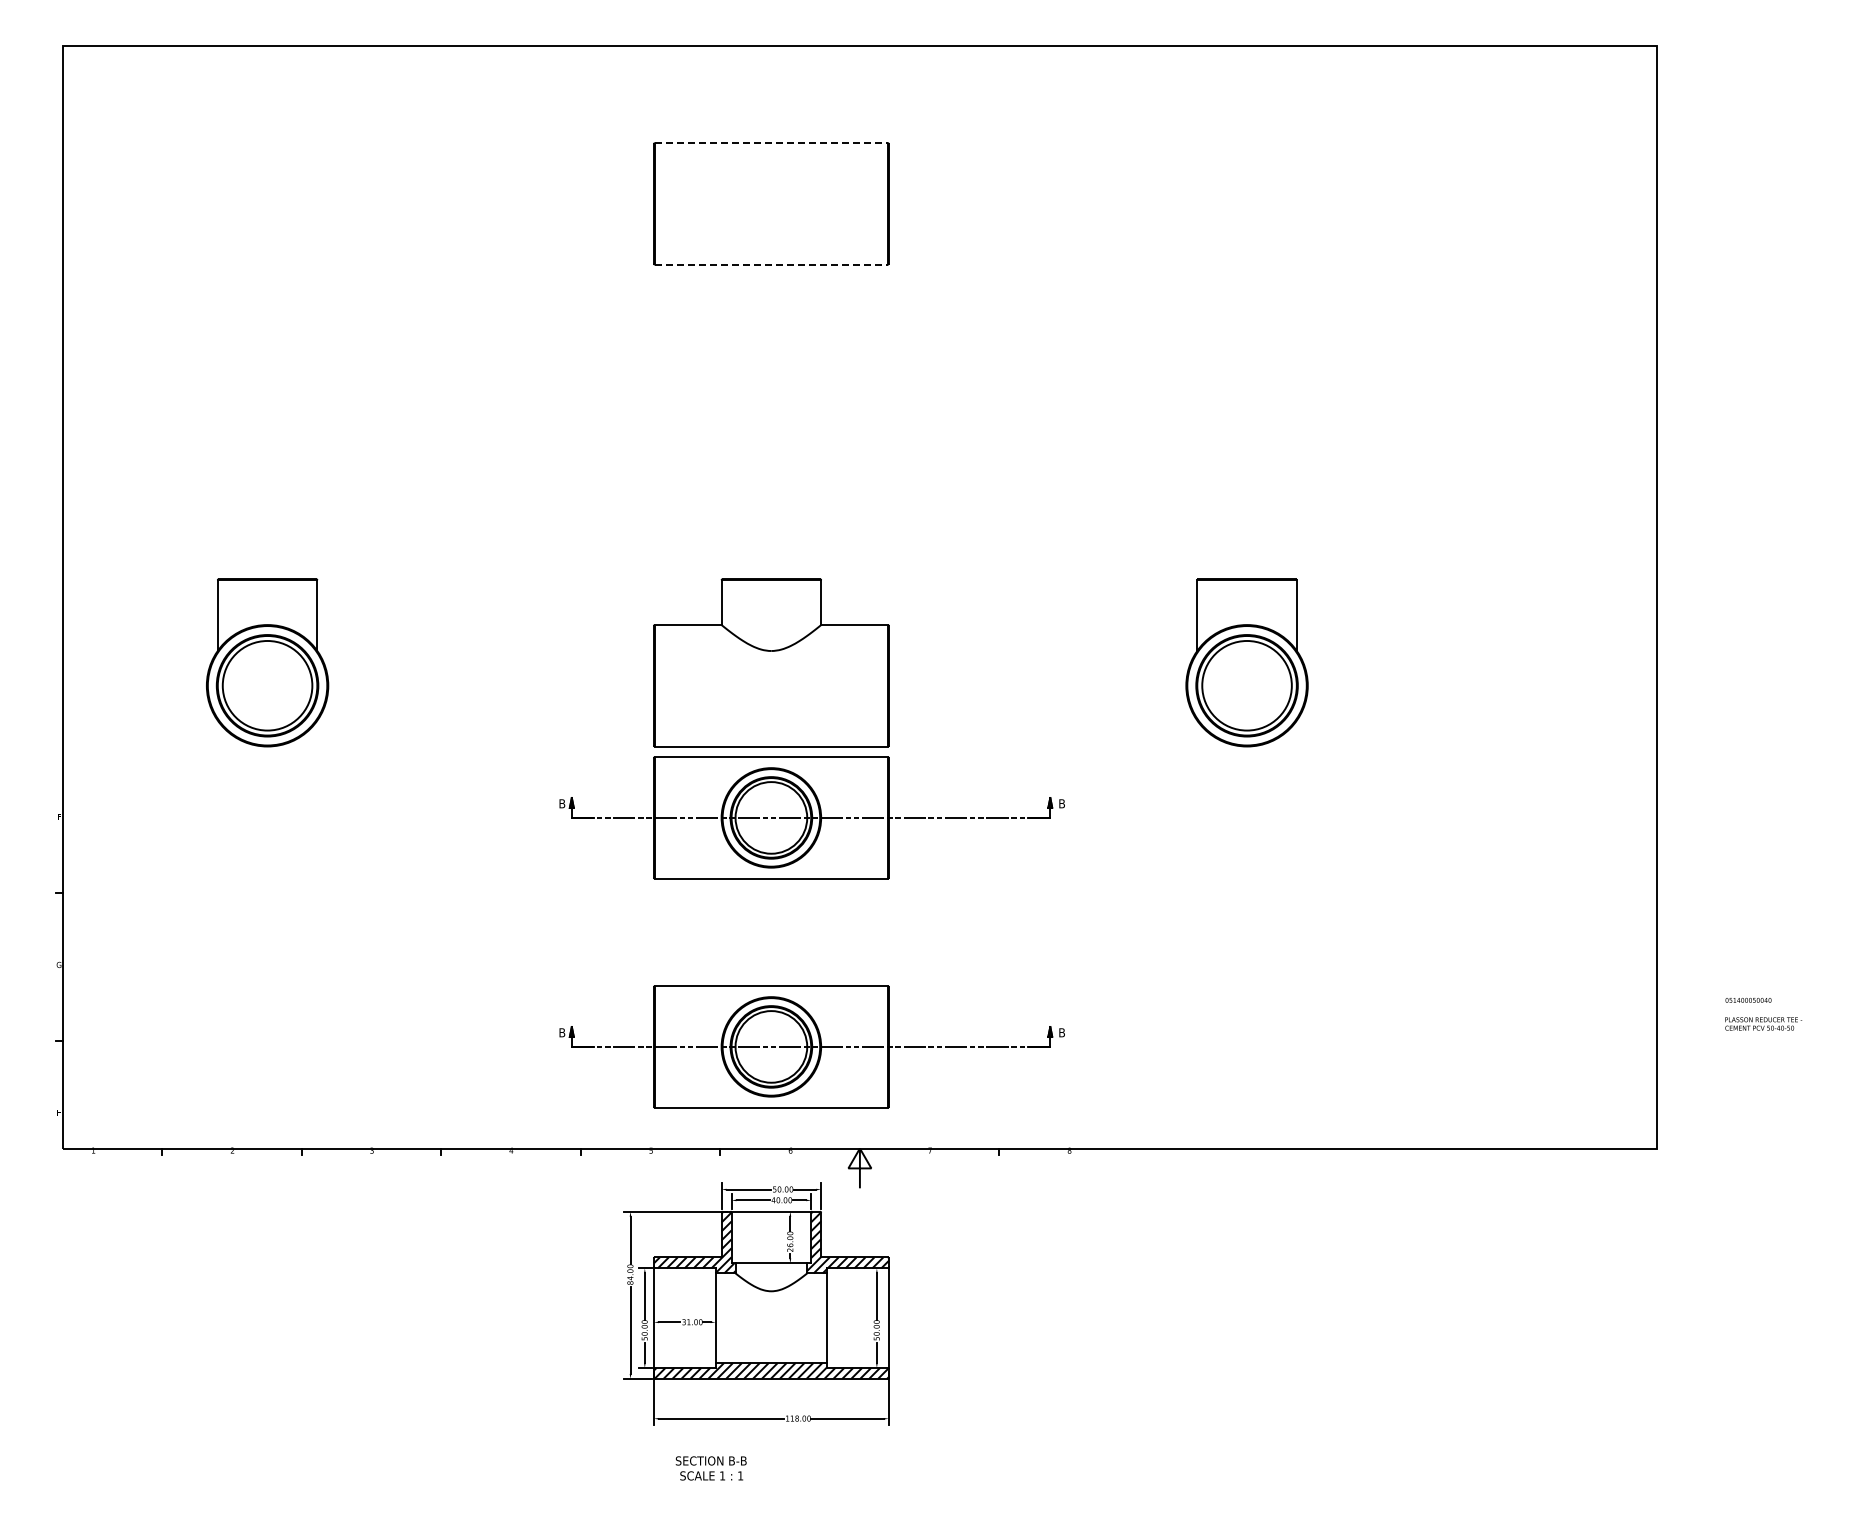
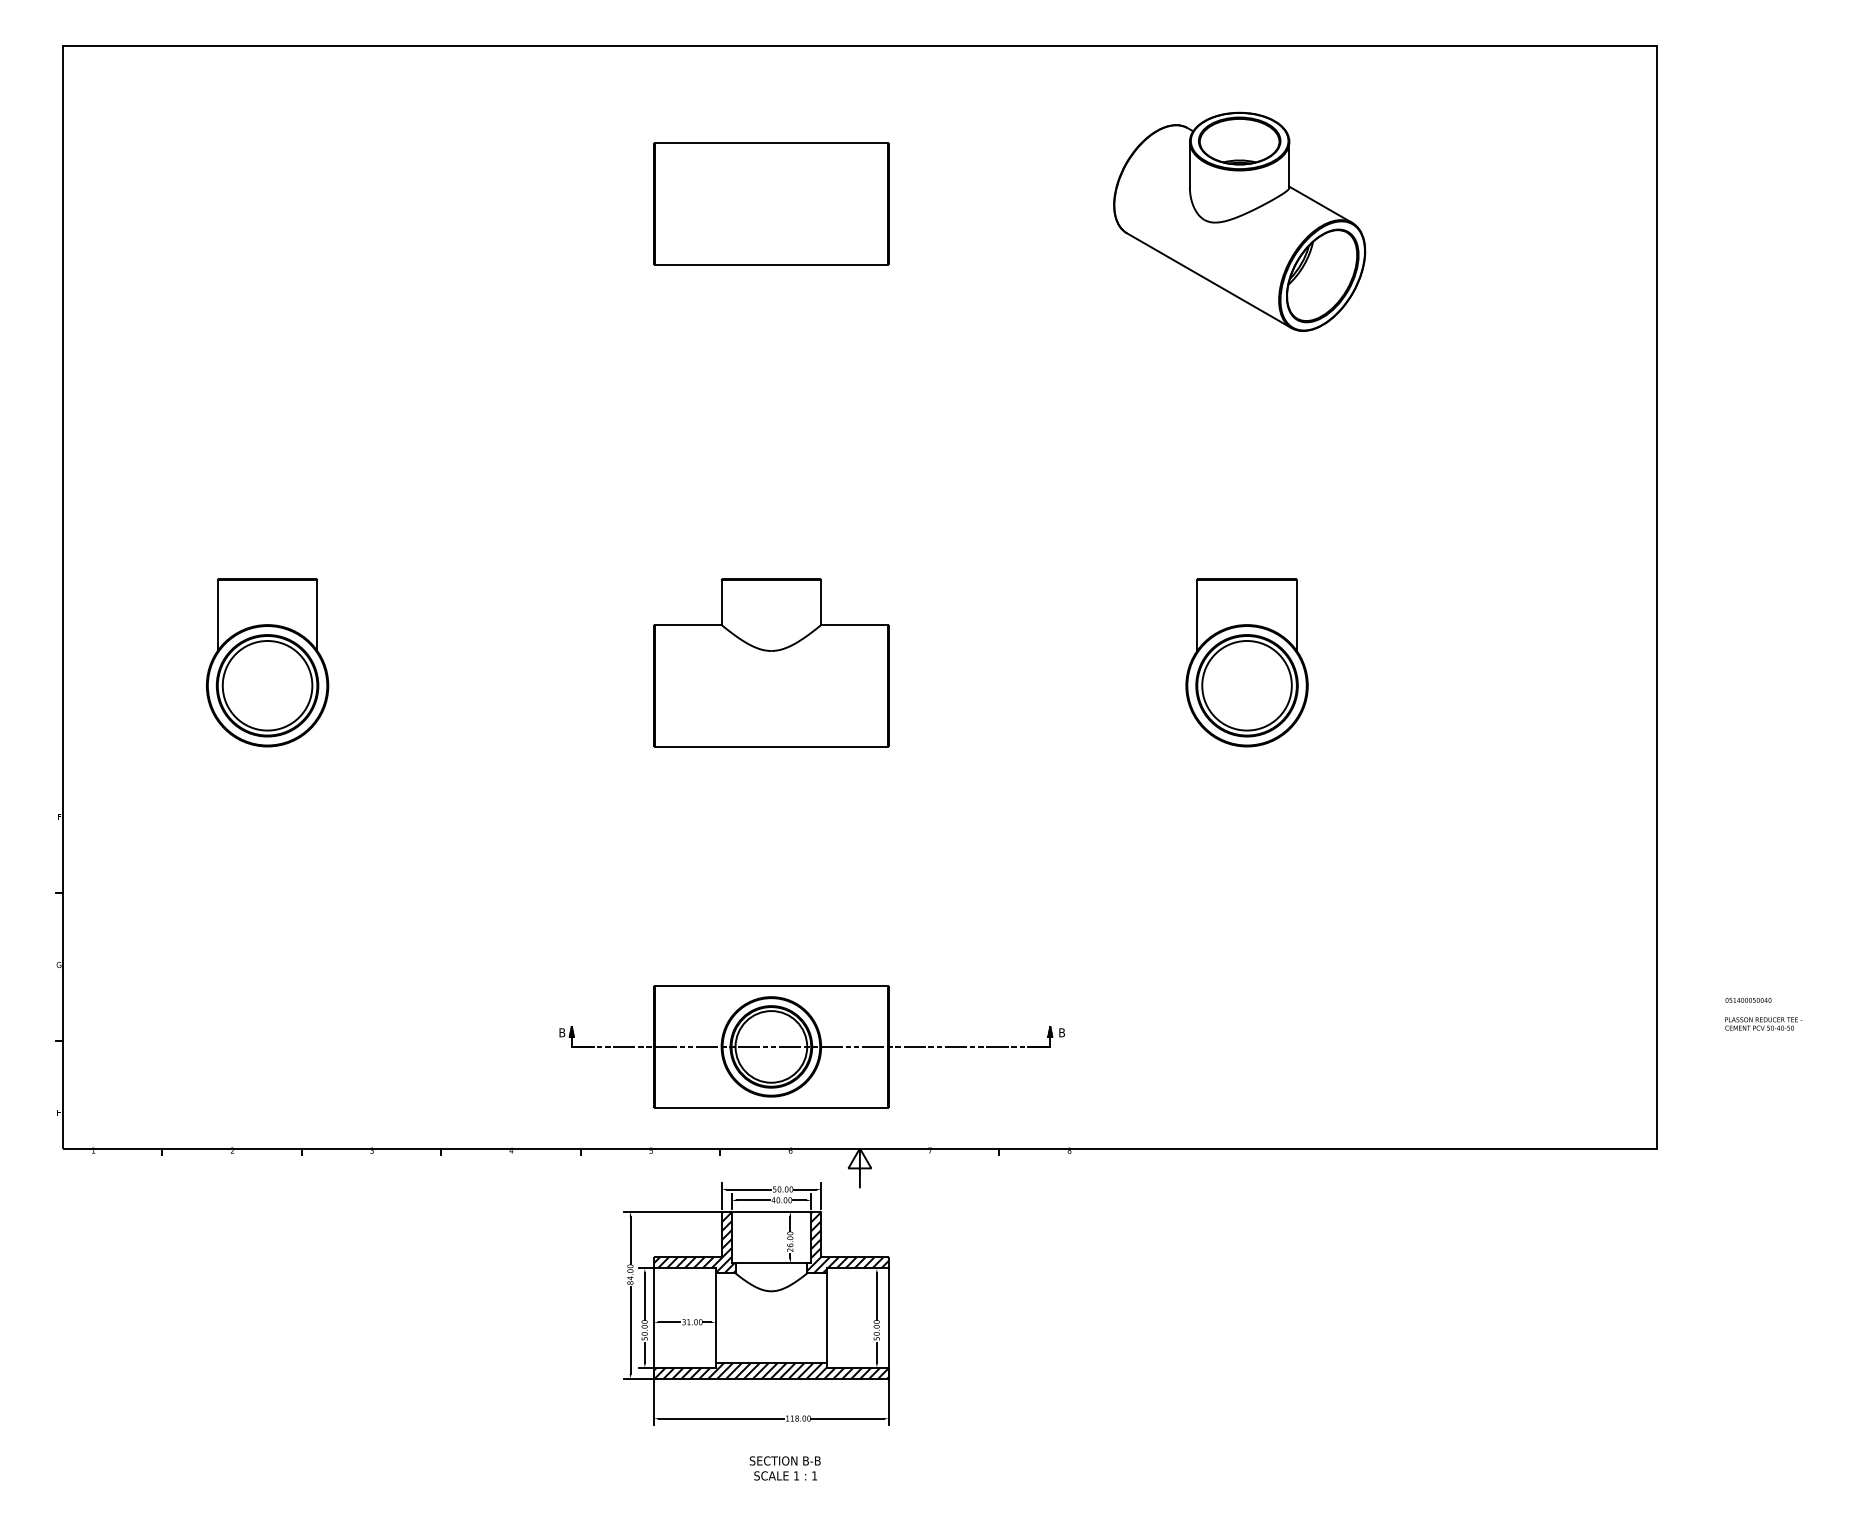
line: dashed -> solid (771, 143)
part: none -> present (1239, 221)
line: dashed -> solid (771, 264)
part: present -> none (811, 817)
text position: (710, 1468) -> (784, 1468) (784, 1468)
